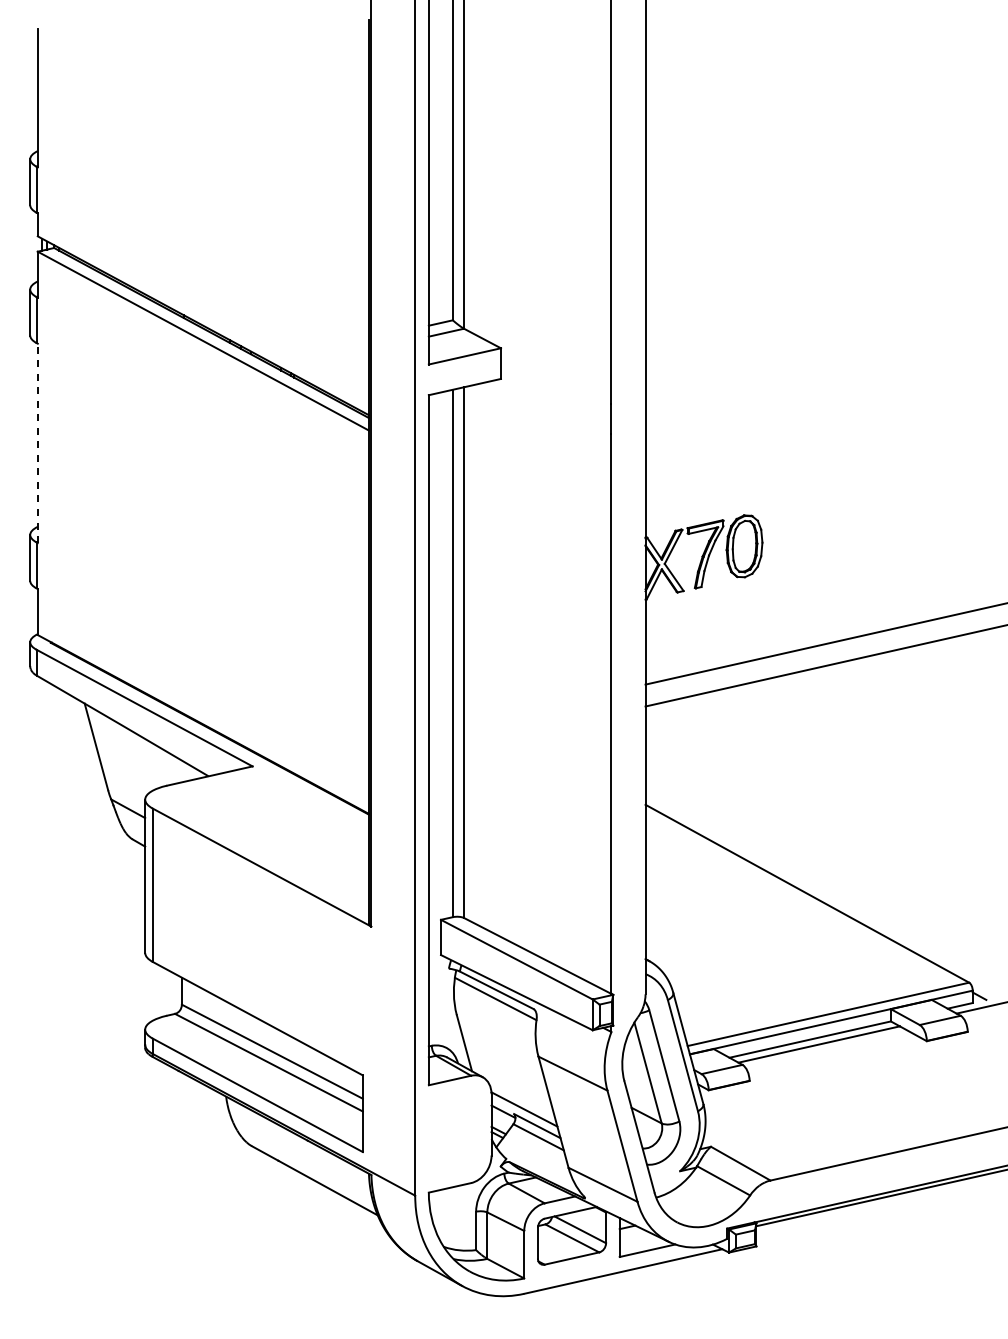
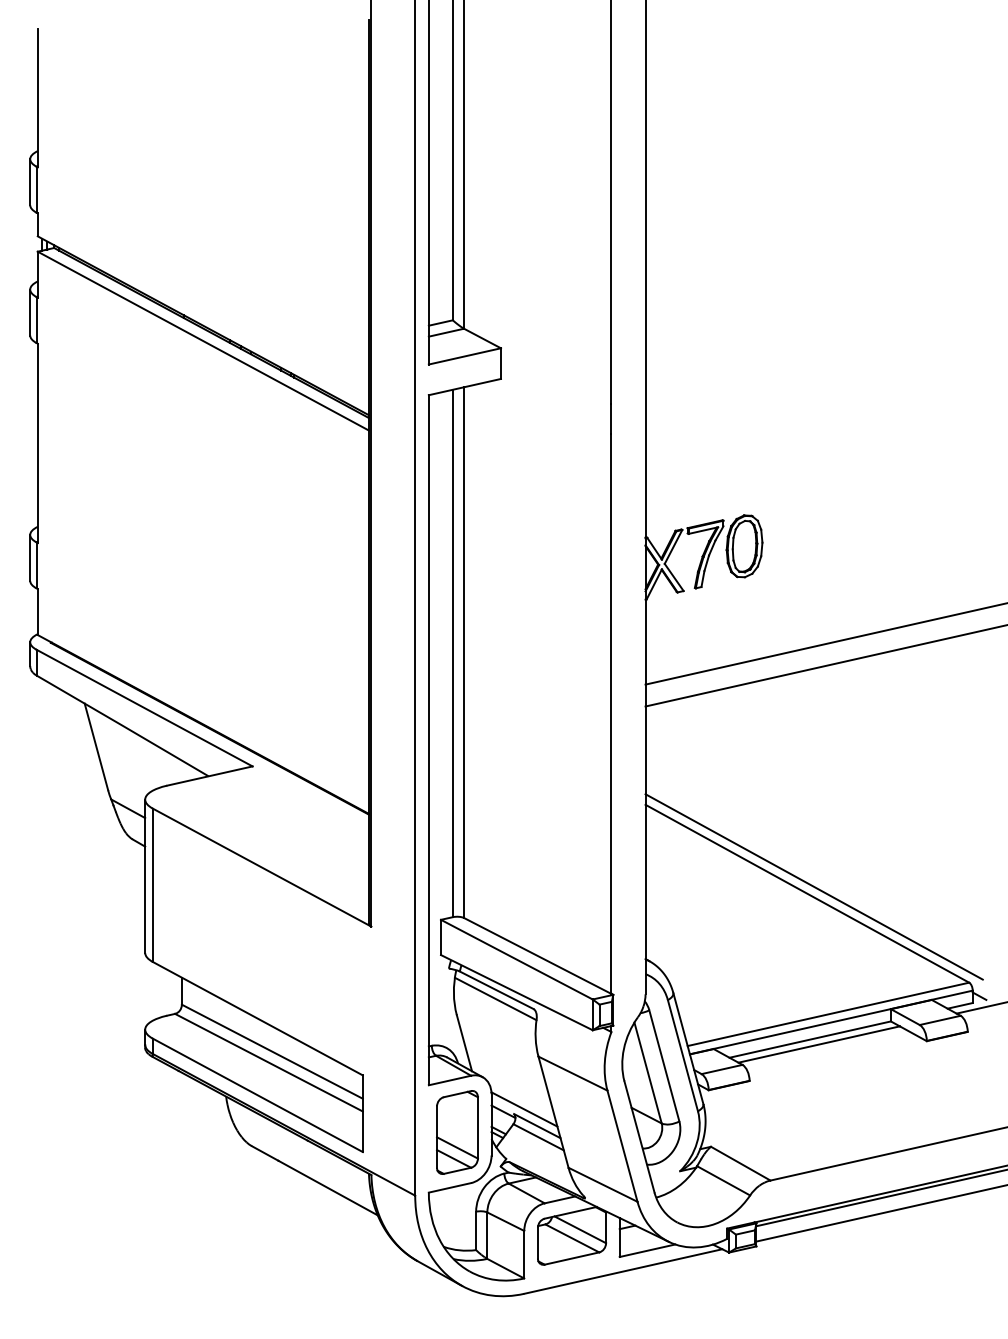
line: dashed -> solid (37, 443)
line: none -> present (813, 886)
part: none -> present (457, 1132)
line: none -> present (880, 1213)
